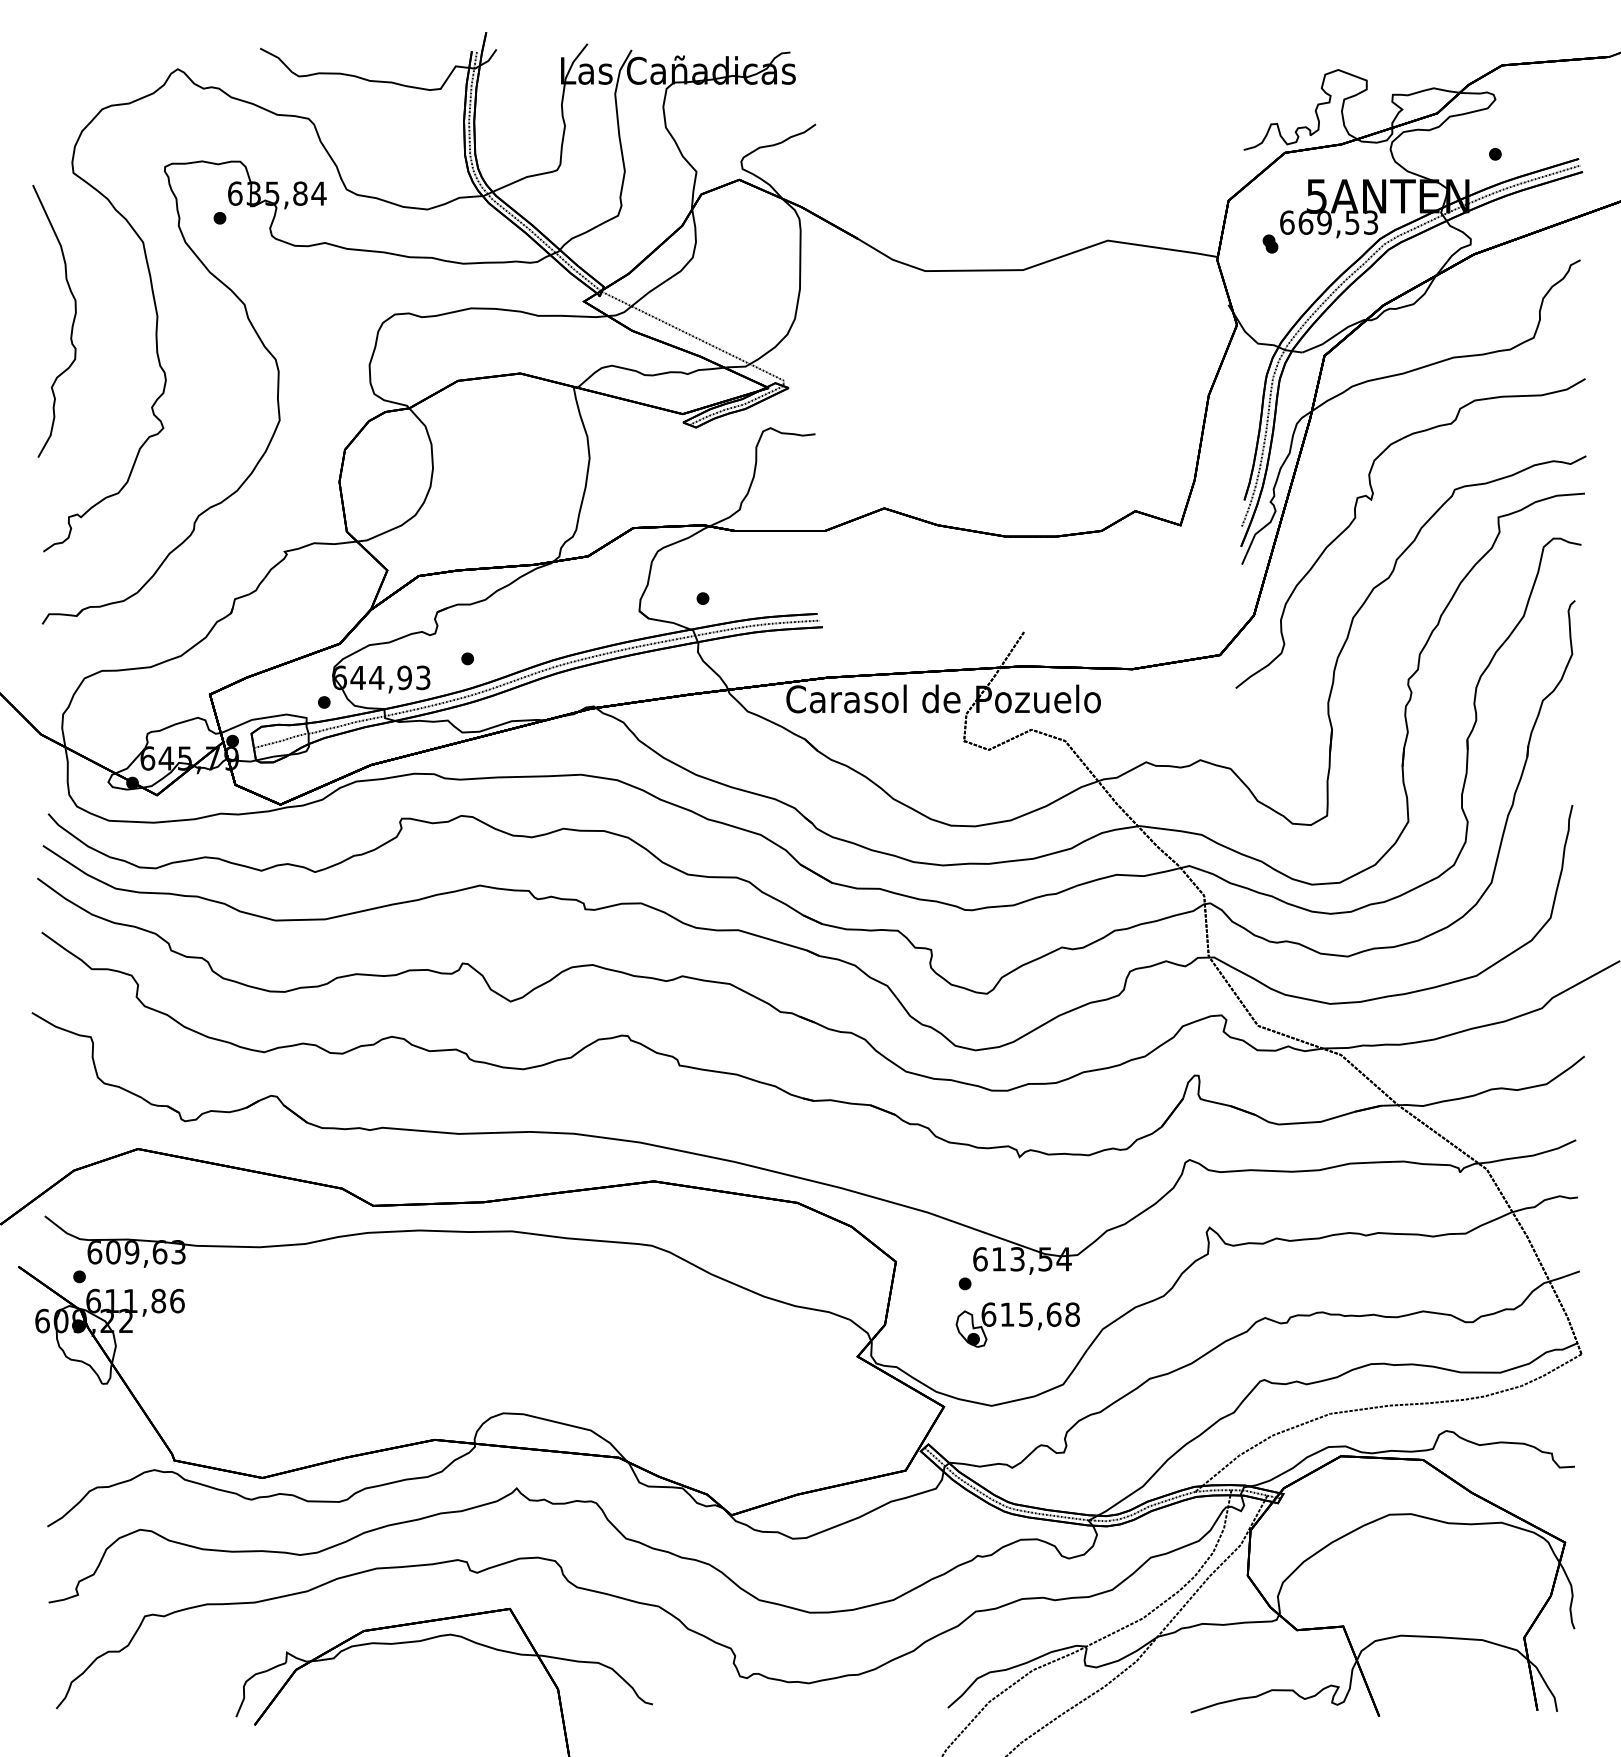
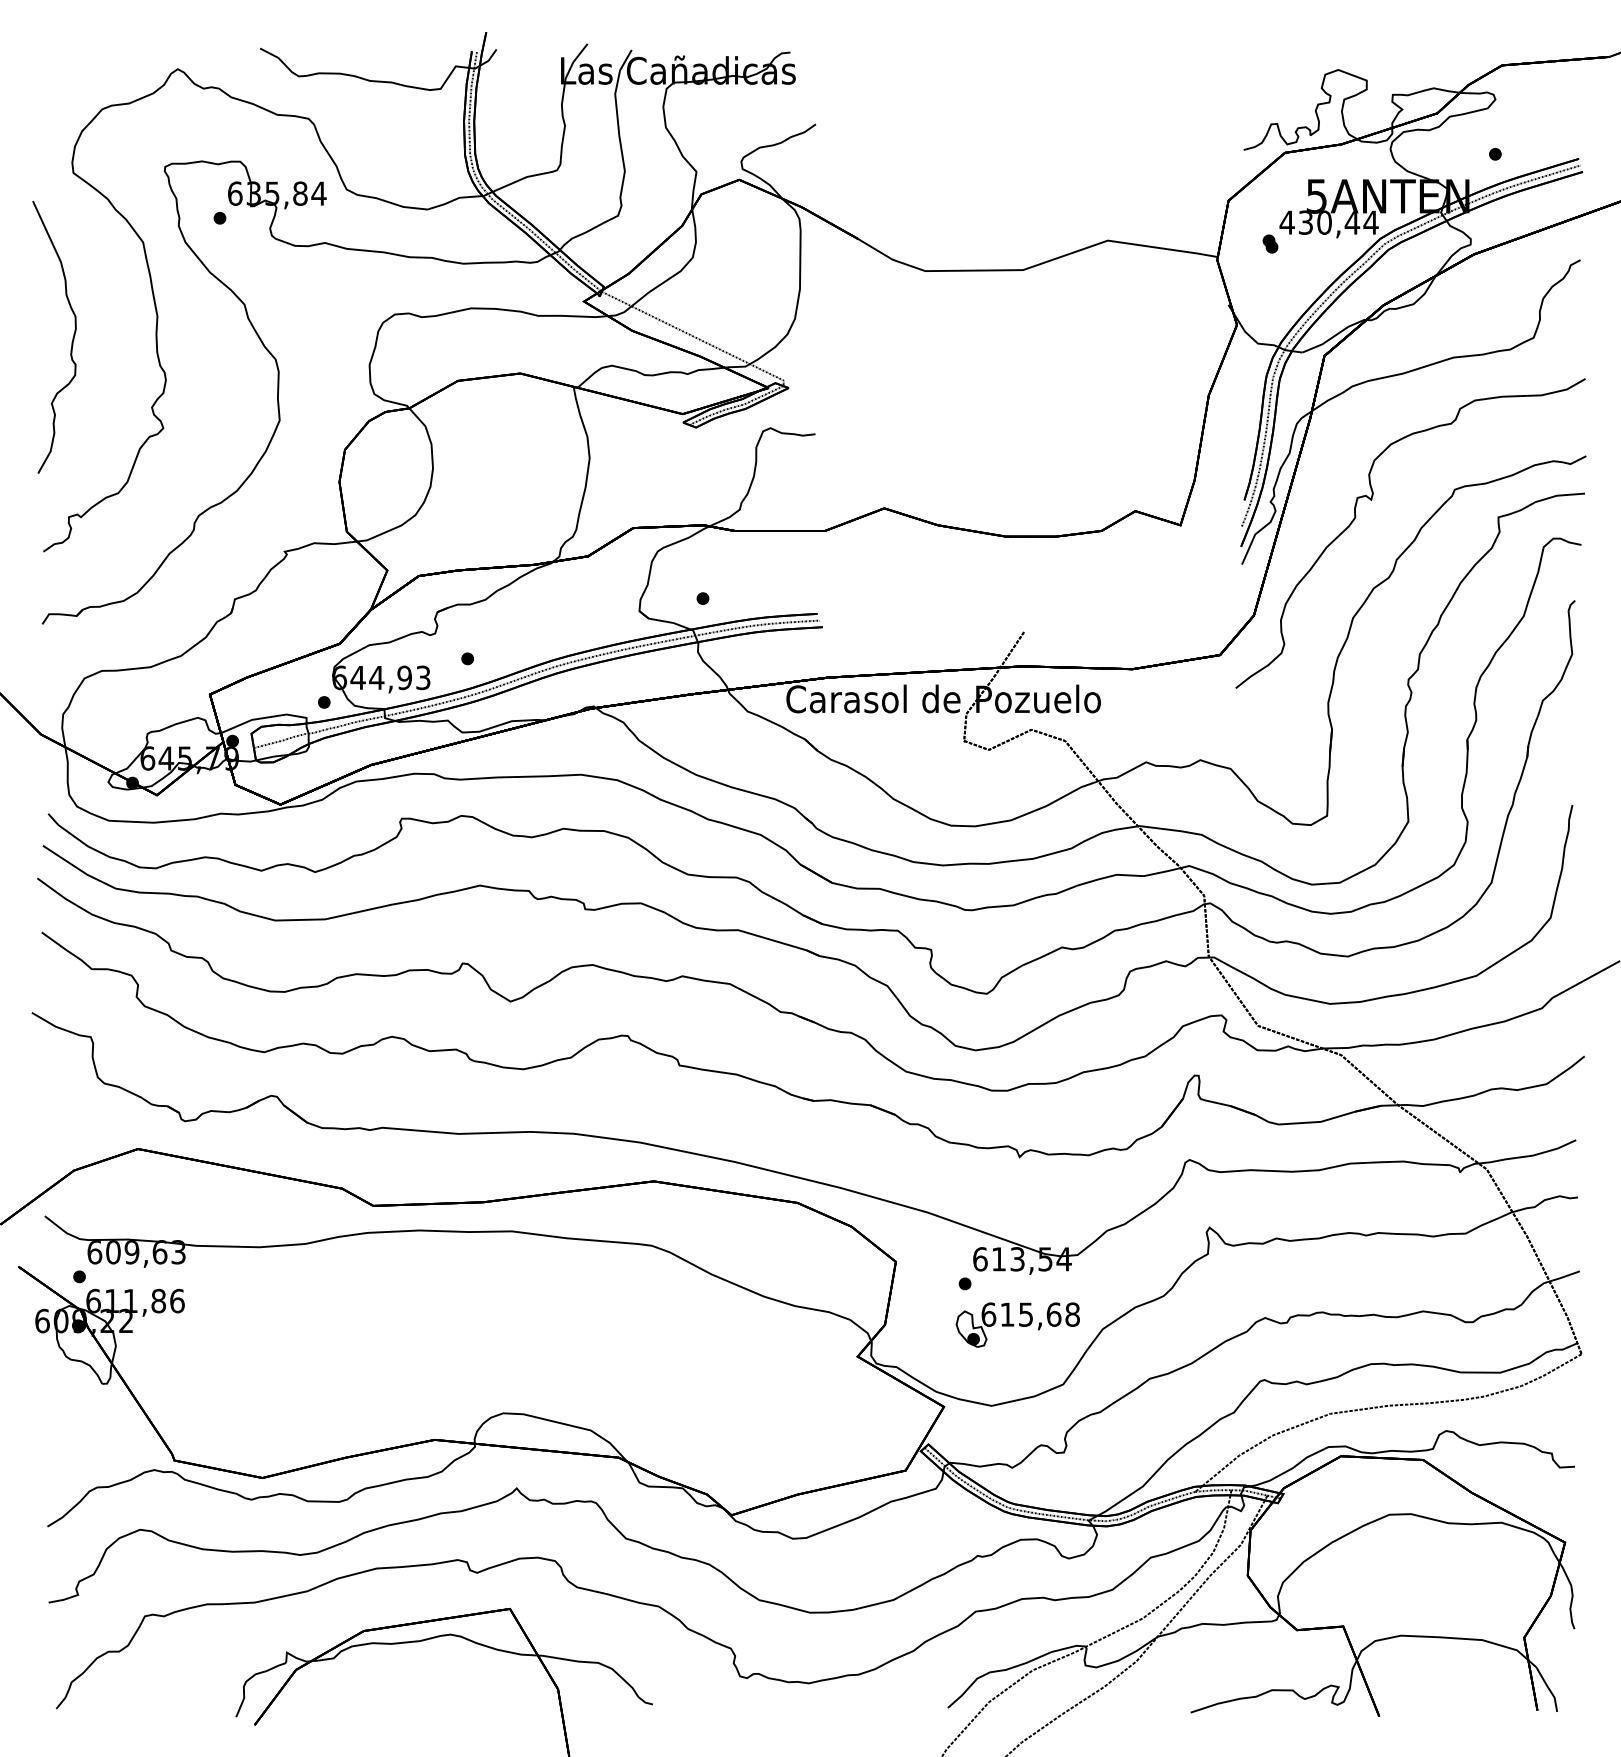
text: 669,53 -> 430,44 (1328, 222)
curve position: (71, 326) -> (71, 342) (71, 342)
